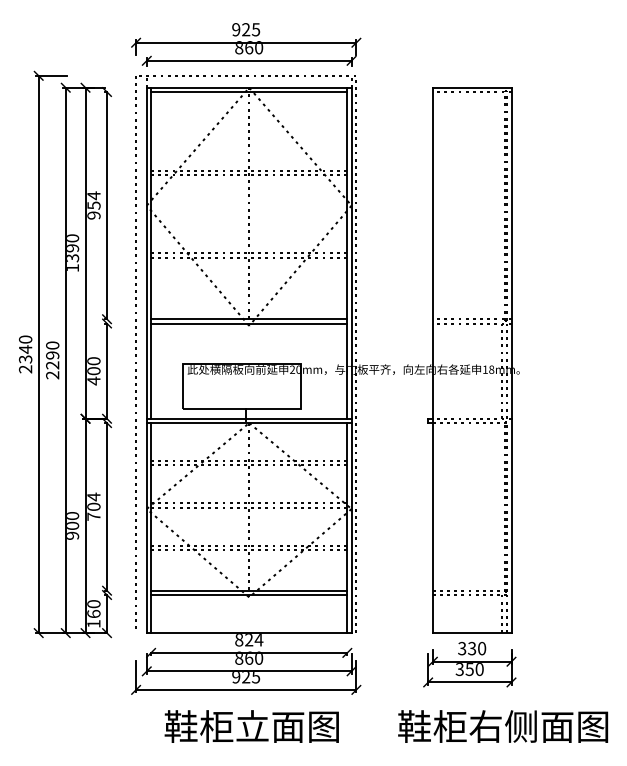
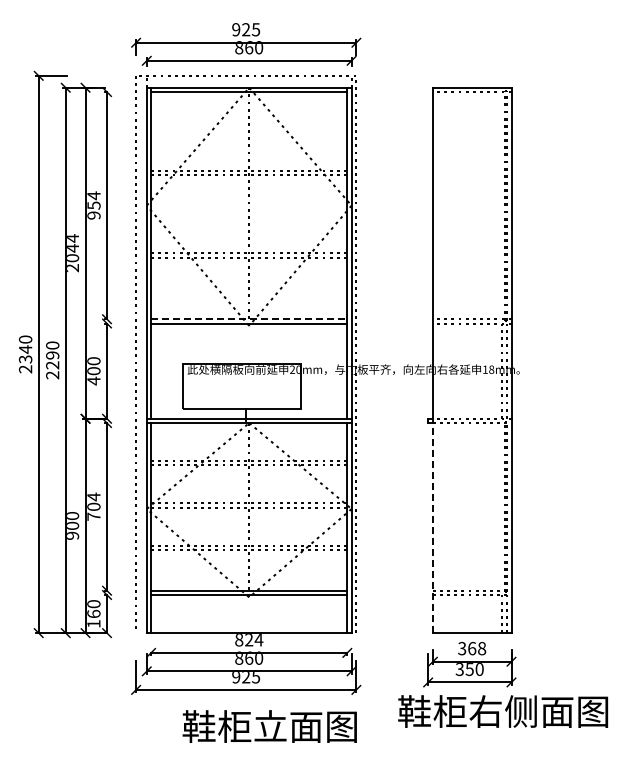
text: 1390 -> 2044 (73, 253)
line: solid -> dashed (249, 319)
line: solid -> dashed (432, 525)
text: 330 -> 368 (477, 648)
text position: (251, 726) -> (269, 726) (269, 726)
text position: (503, 726) -> (503, 711) (503, 711)
